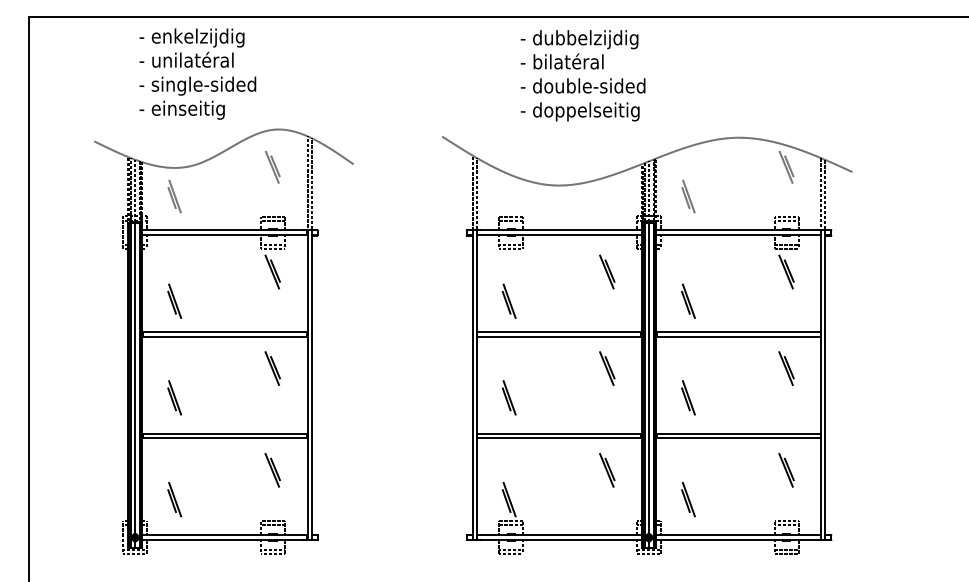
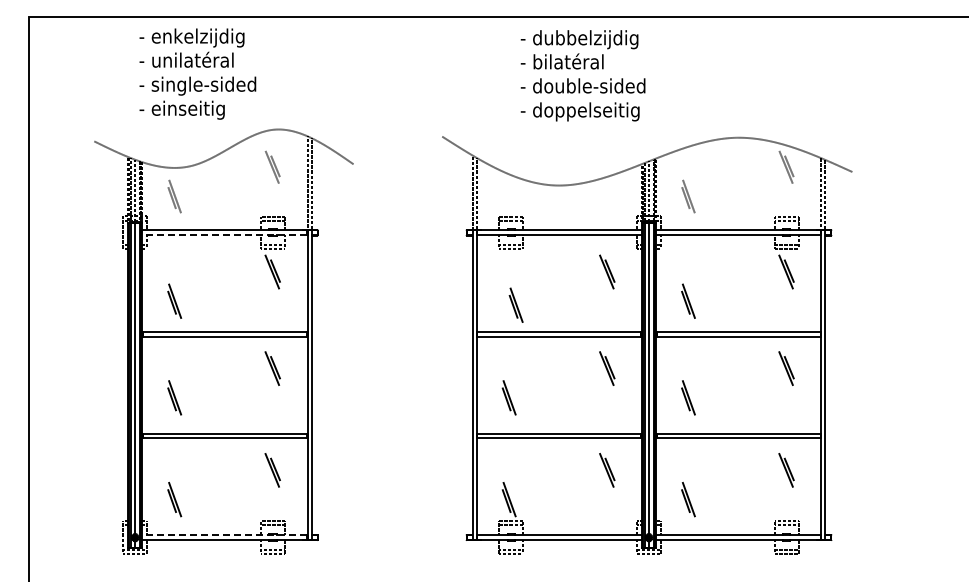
line: solid -> dashed (224, 235)
part position: (508, 300) -> (515, 304) (515, 304)
line: solid -> dashed (224, 535)
